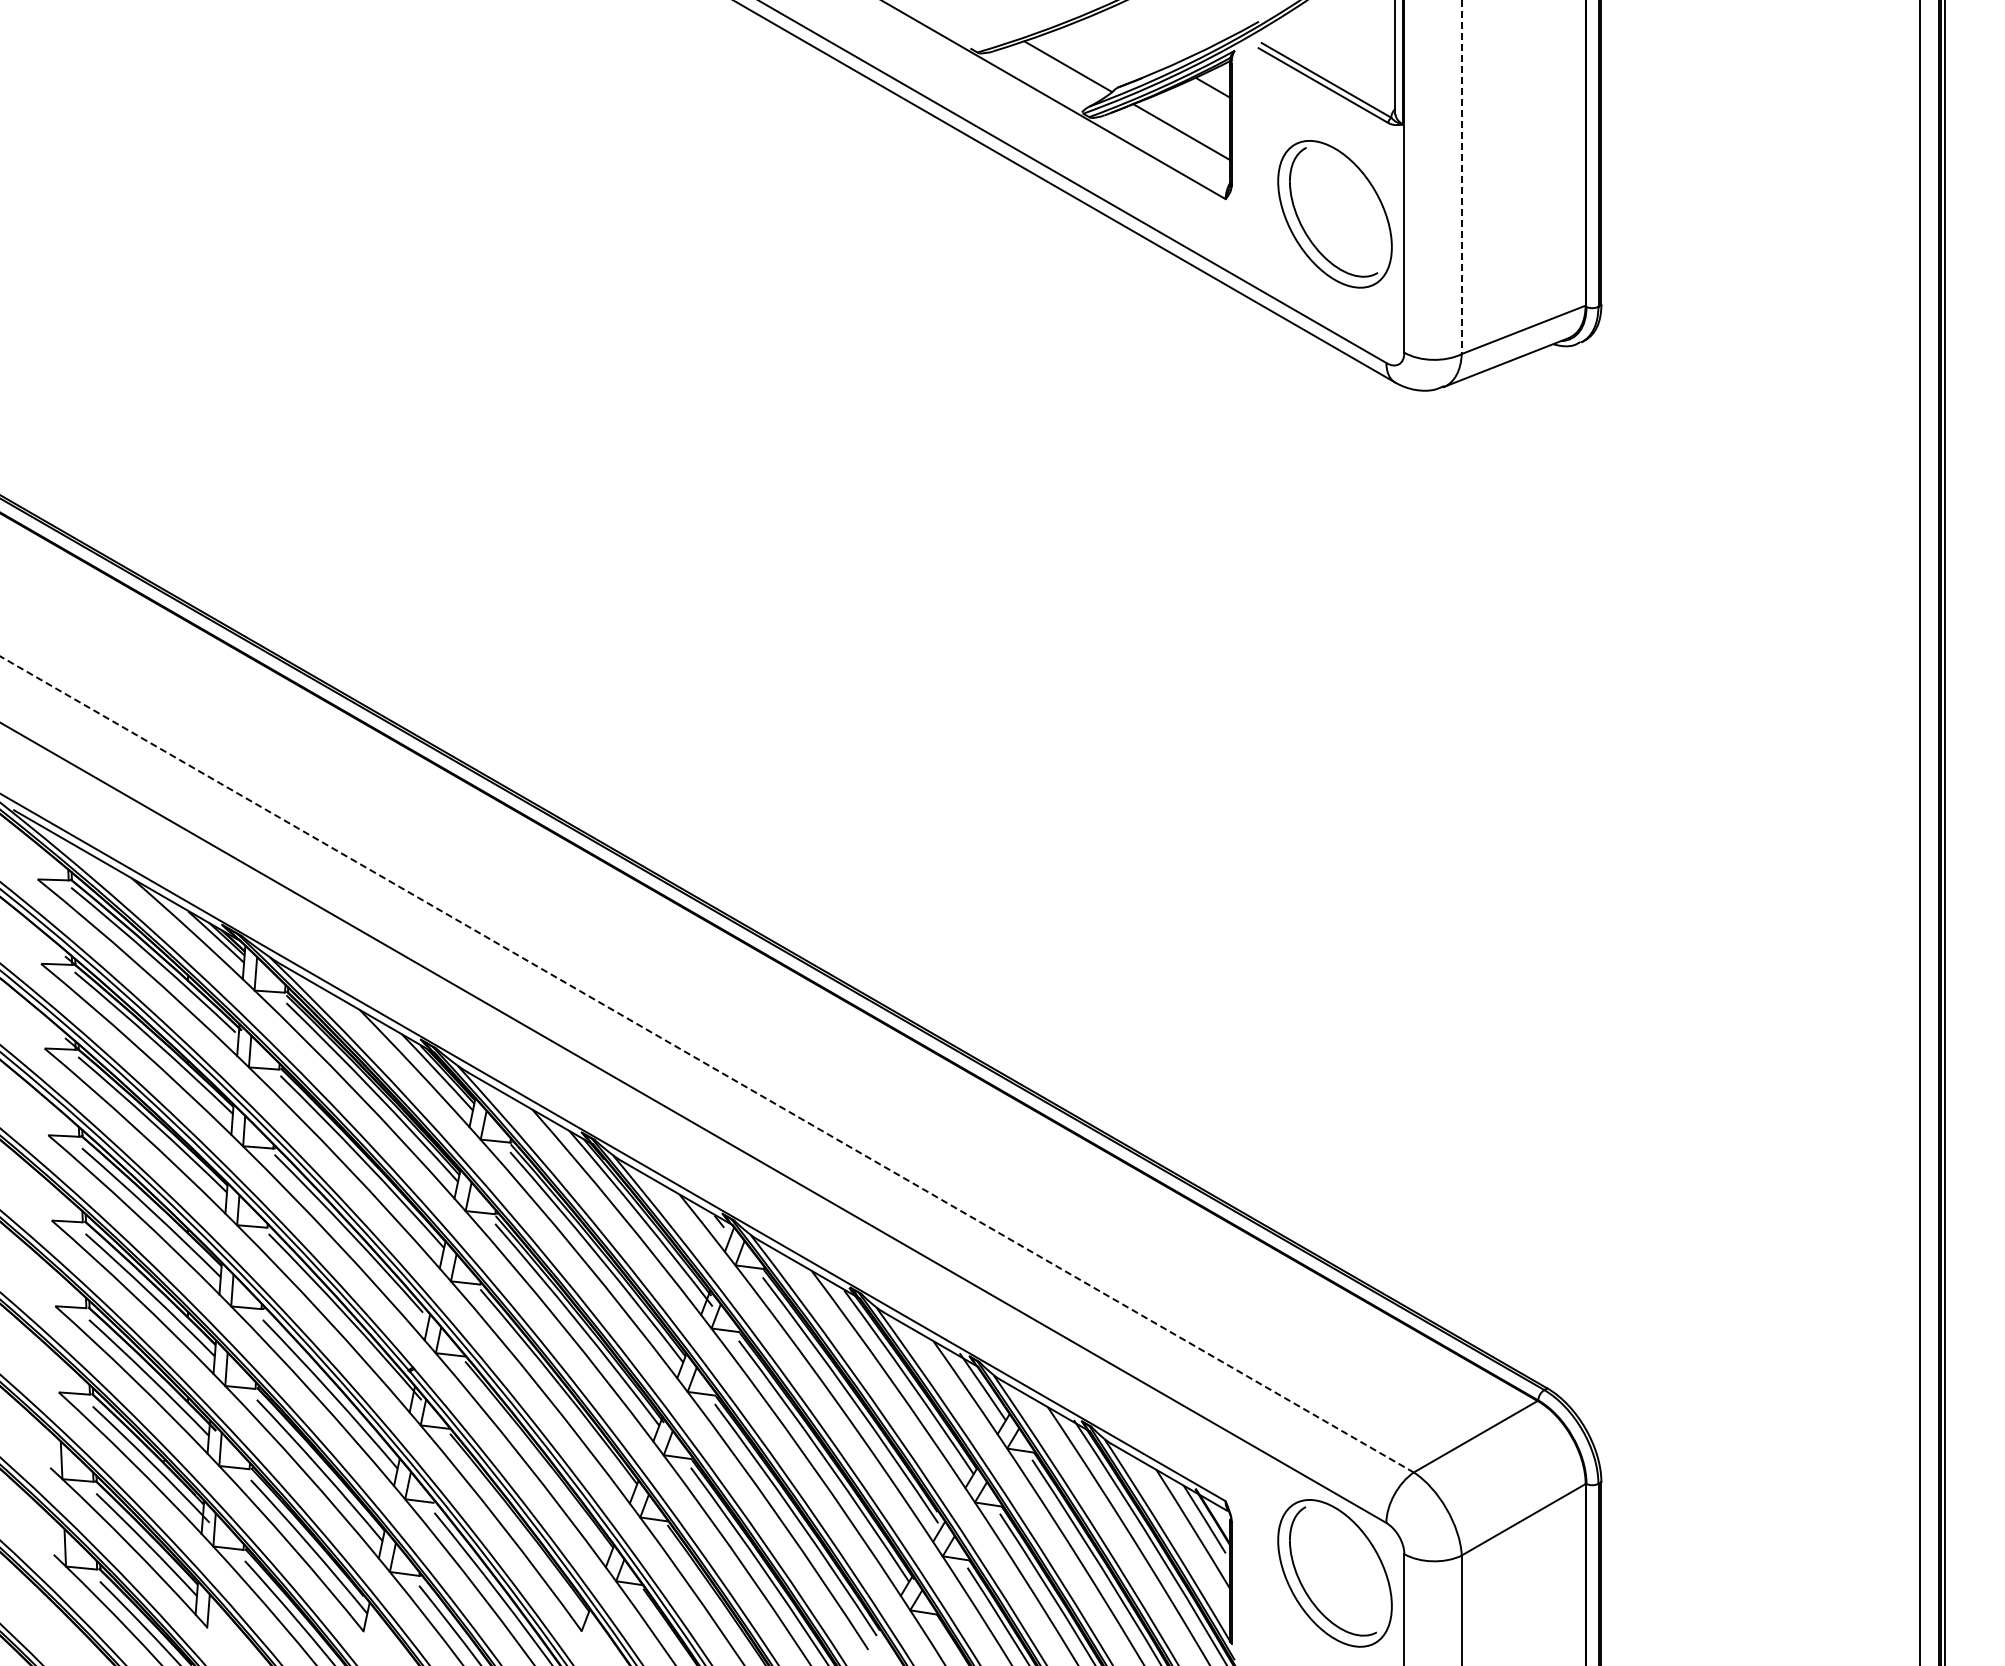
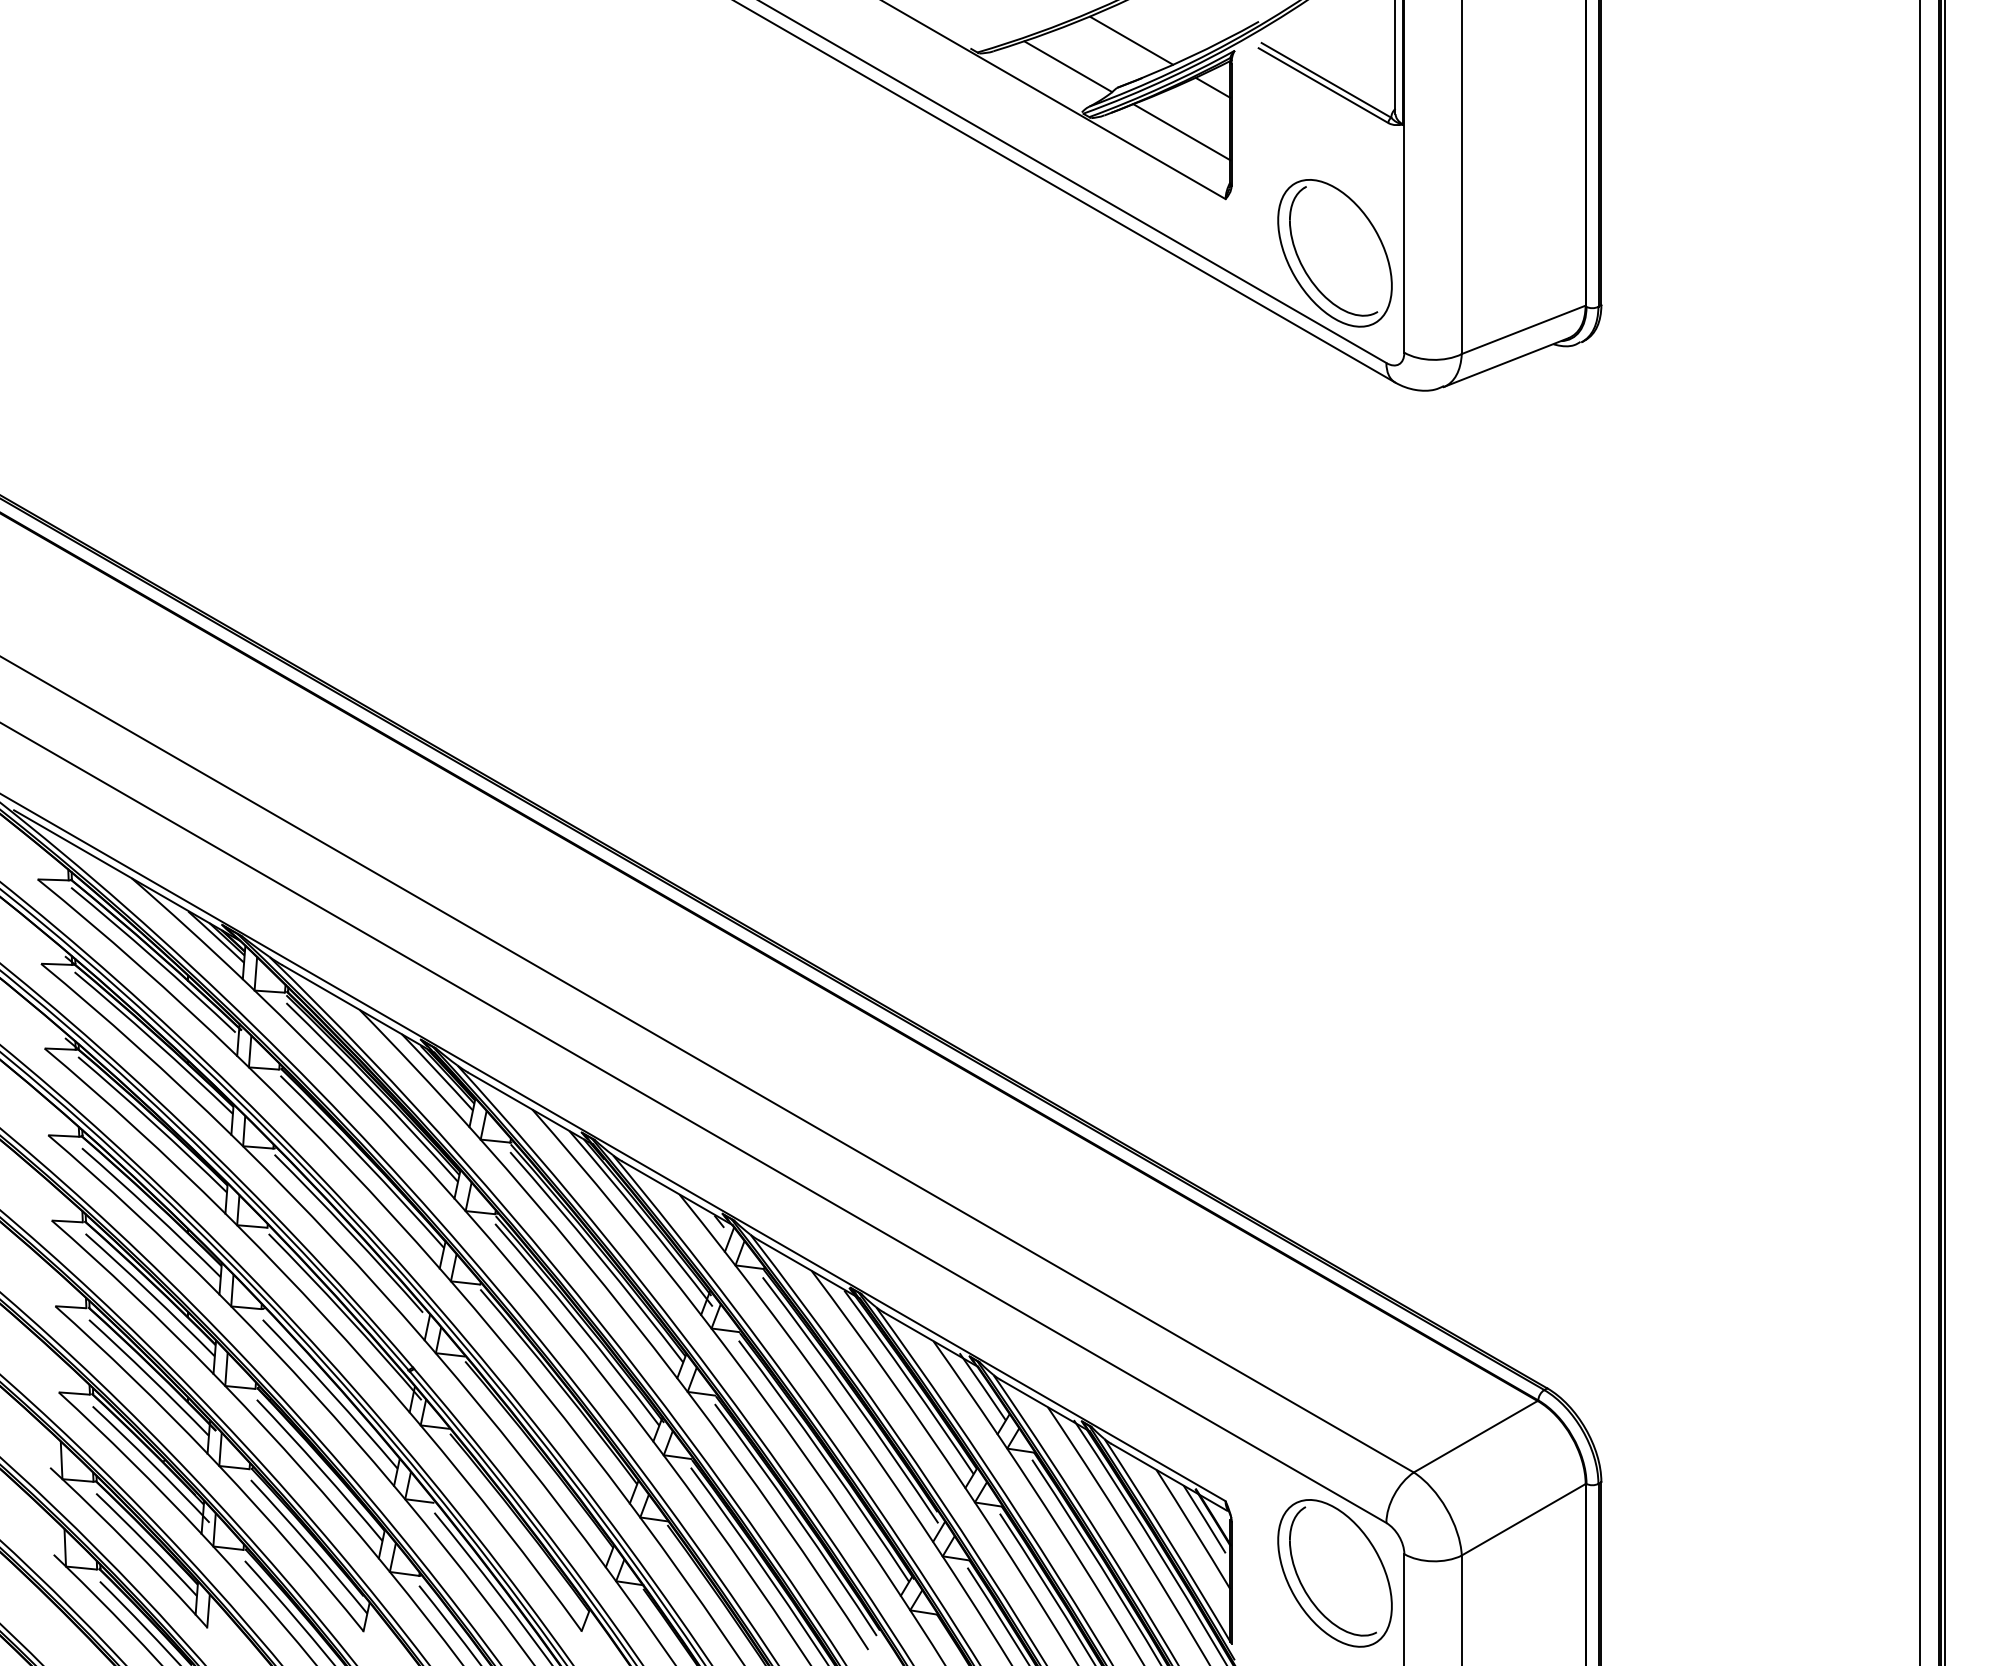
line: none -> present (1131, 40)
line: dashed -> solid (1461, 177)
part position: (1334, 214) -> (1334, 253) (1334, 253)
line: dashed -> solid (707, 1064)
